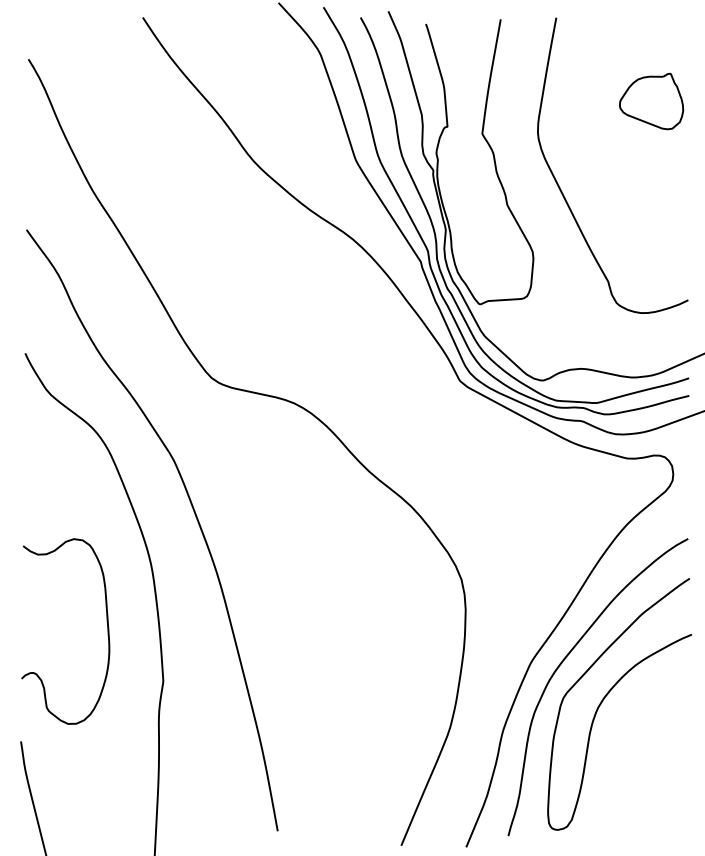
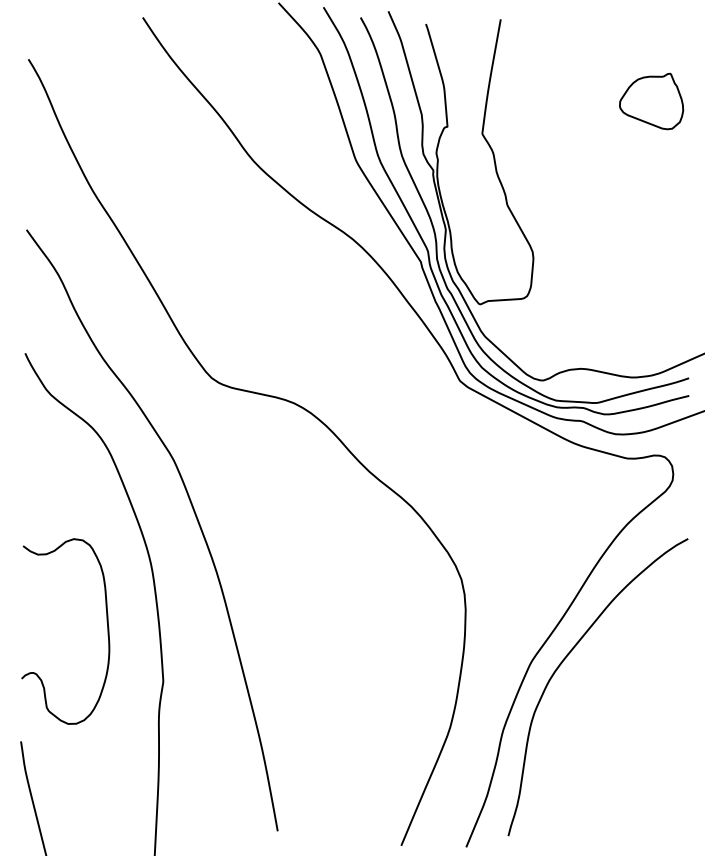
curve: present -> none (562, 191)
curve: present -> none (608, 694)
